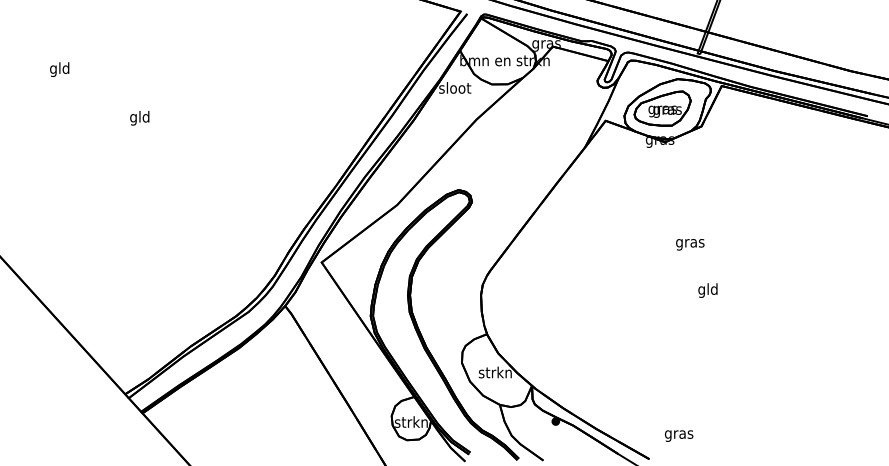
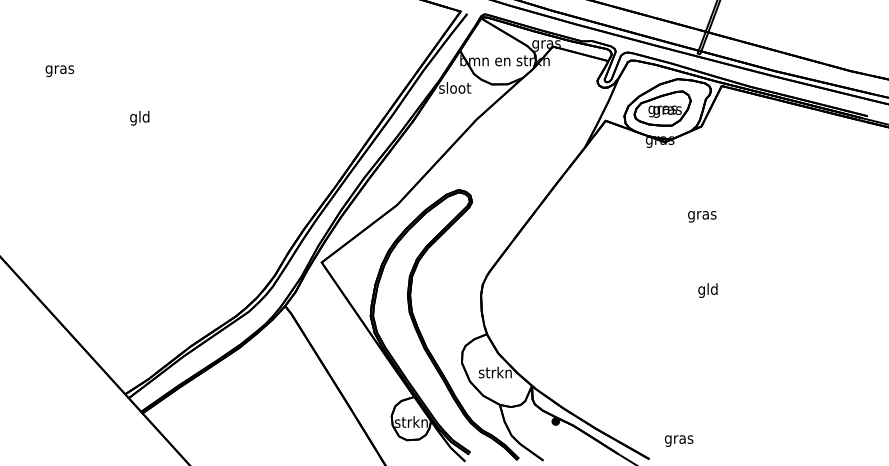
text: gld -> gras (59, 69)
text position: (690, 244) -> (702, 216) (702, 216)
text position: (678, 435) -> (678, 440) (678, 440)
